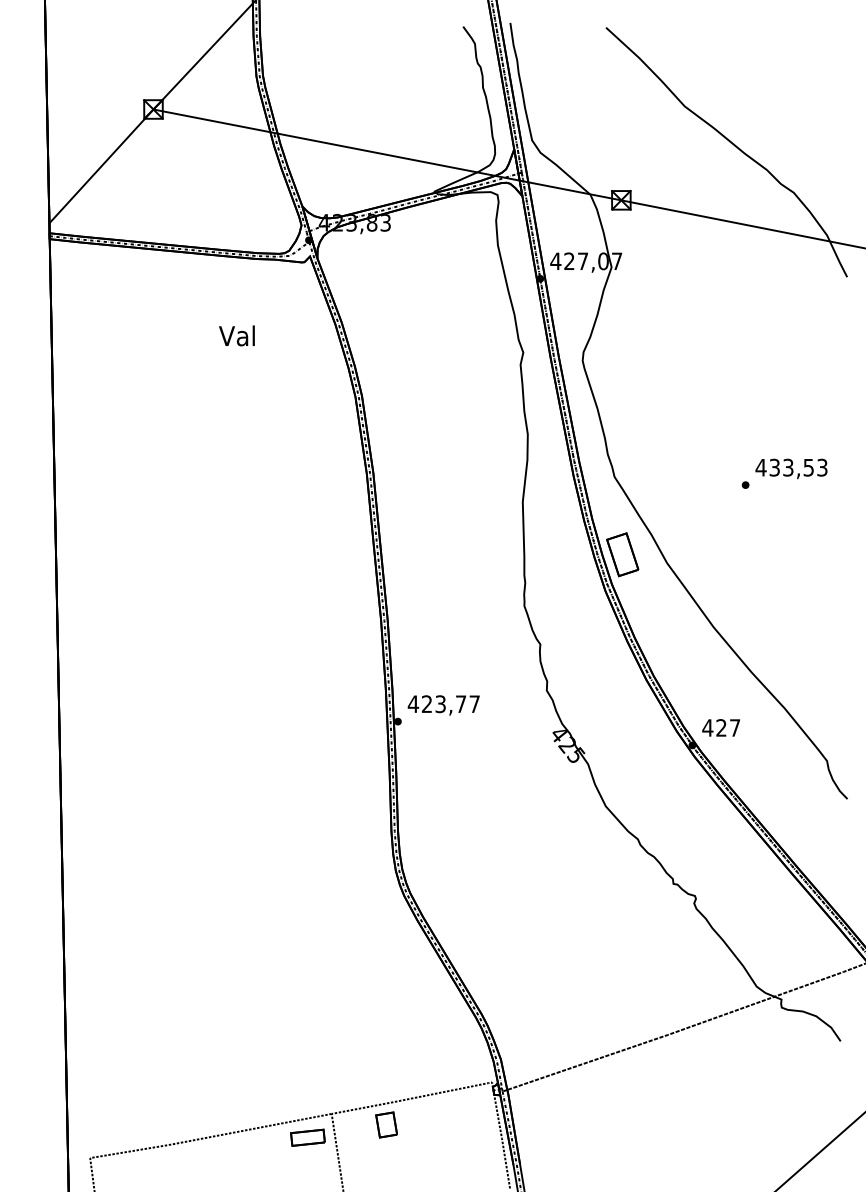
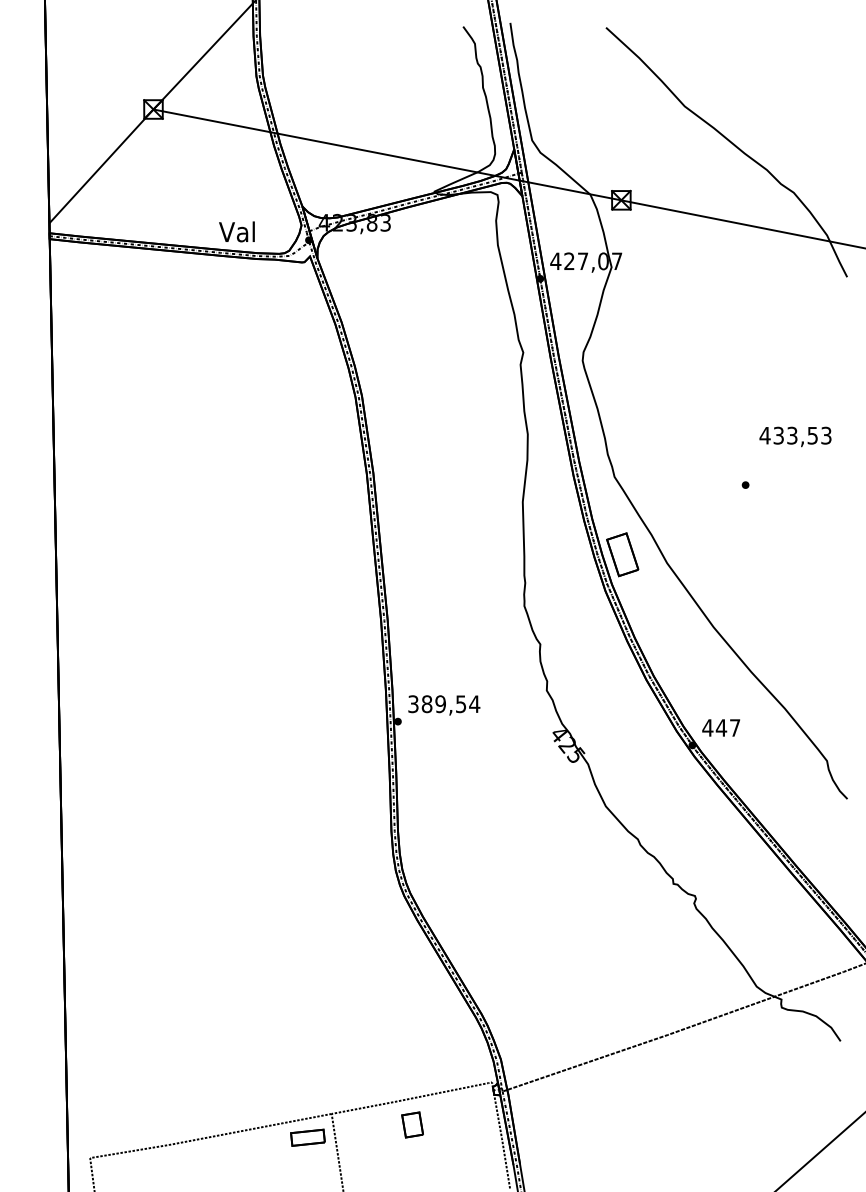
text position: (236, 335) -> (236, 231) (236, 231)
text position: (791, 468) -> (795, 436) (795, 436)
text: 423,77 -> 389,54 (443, 704)
text: 427 -> 447 (721, 727)
part position: (386, 1124) -> (412, 1124) (412, 1124)
